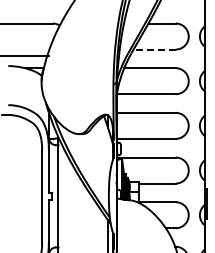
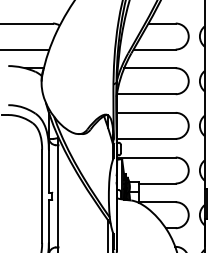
line: dashed -> solid (154, 49)
line position: (25, 55) -> (25, 49) (25, 49)
